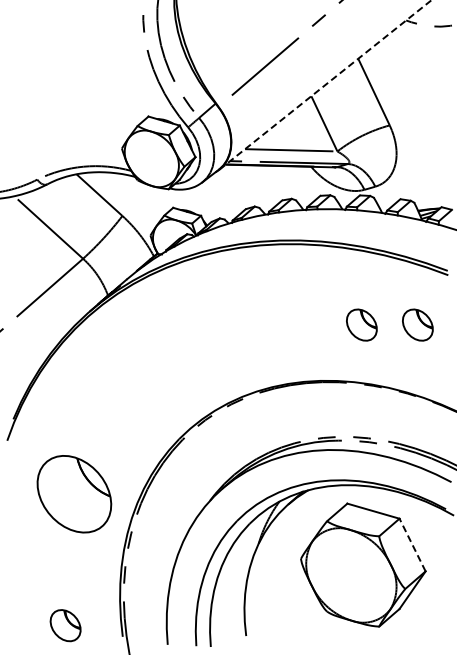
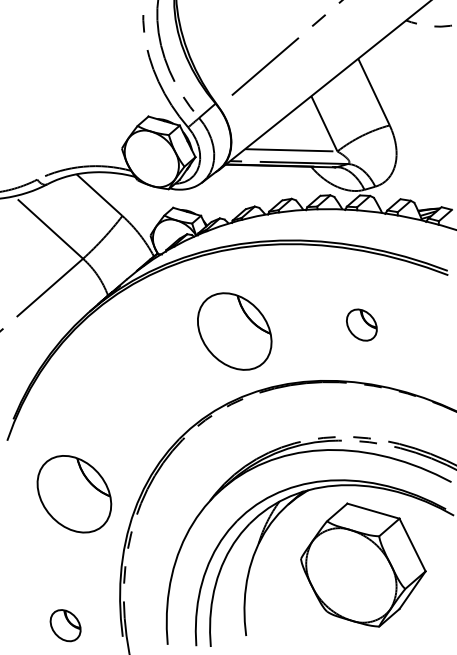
line: dashed -> solid (325, 84)
part: present -> none (417, 324)
part: none -> present (234, 331)
line: dashed -> solid (412, 544)
